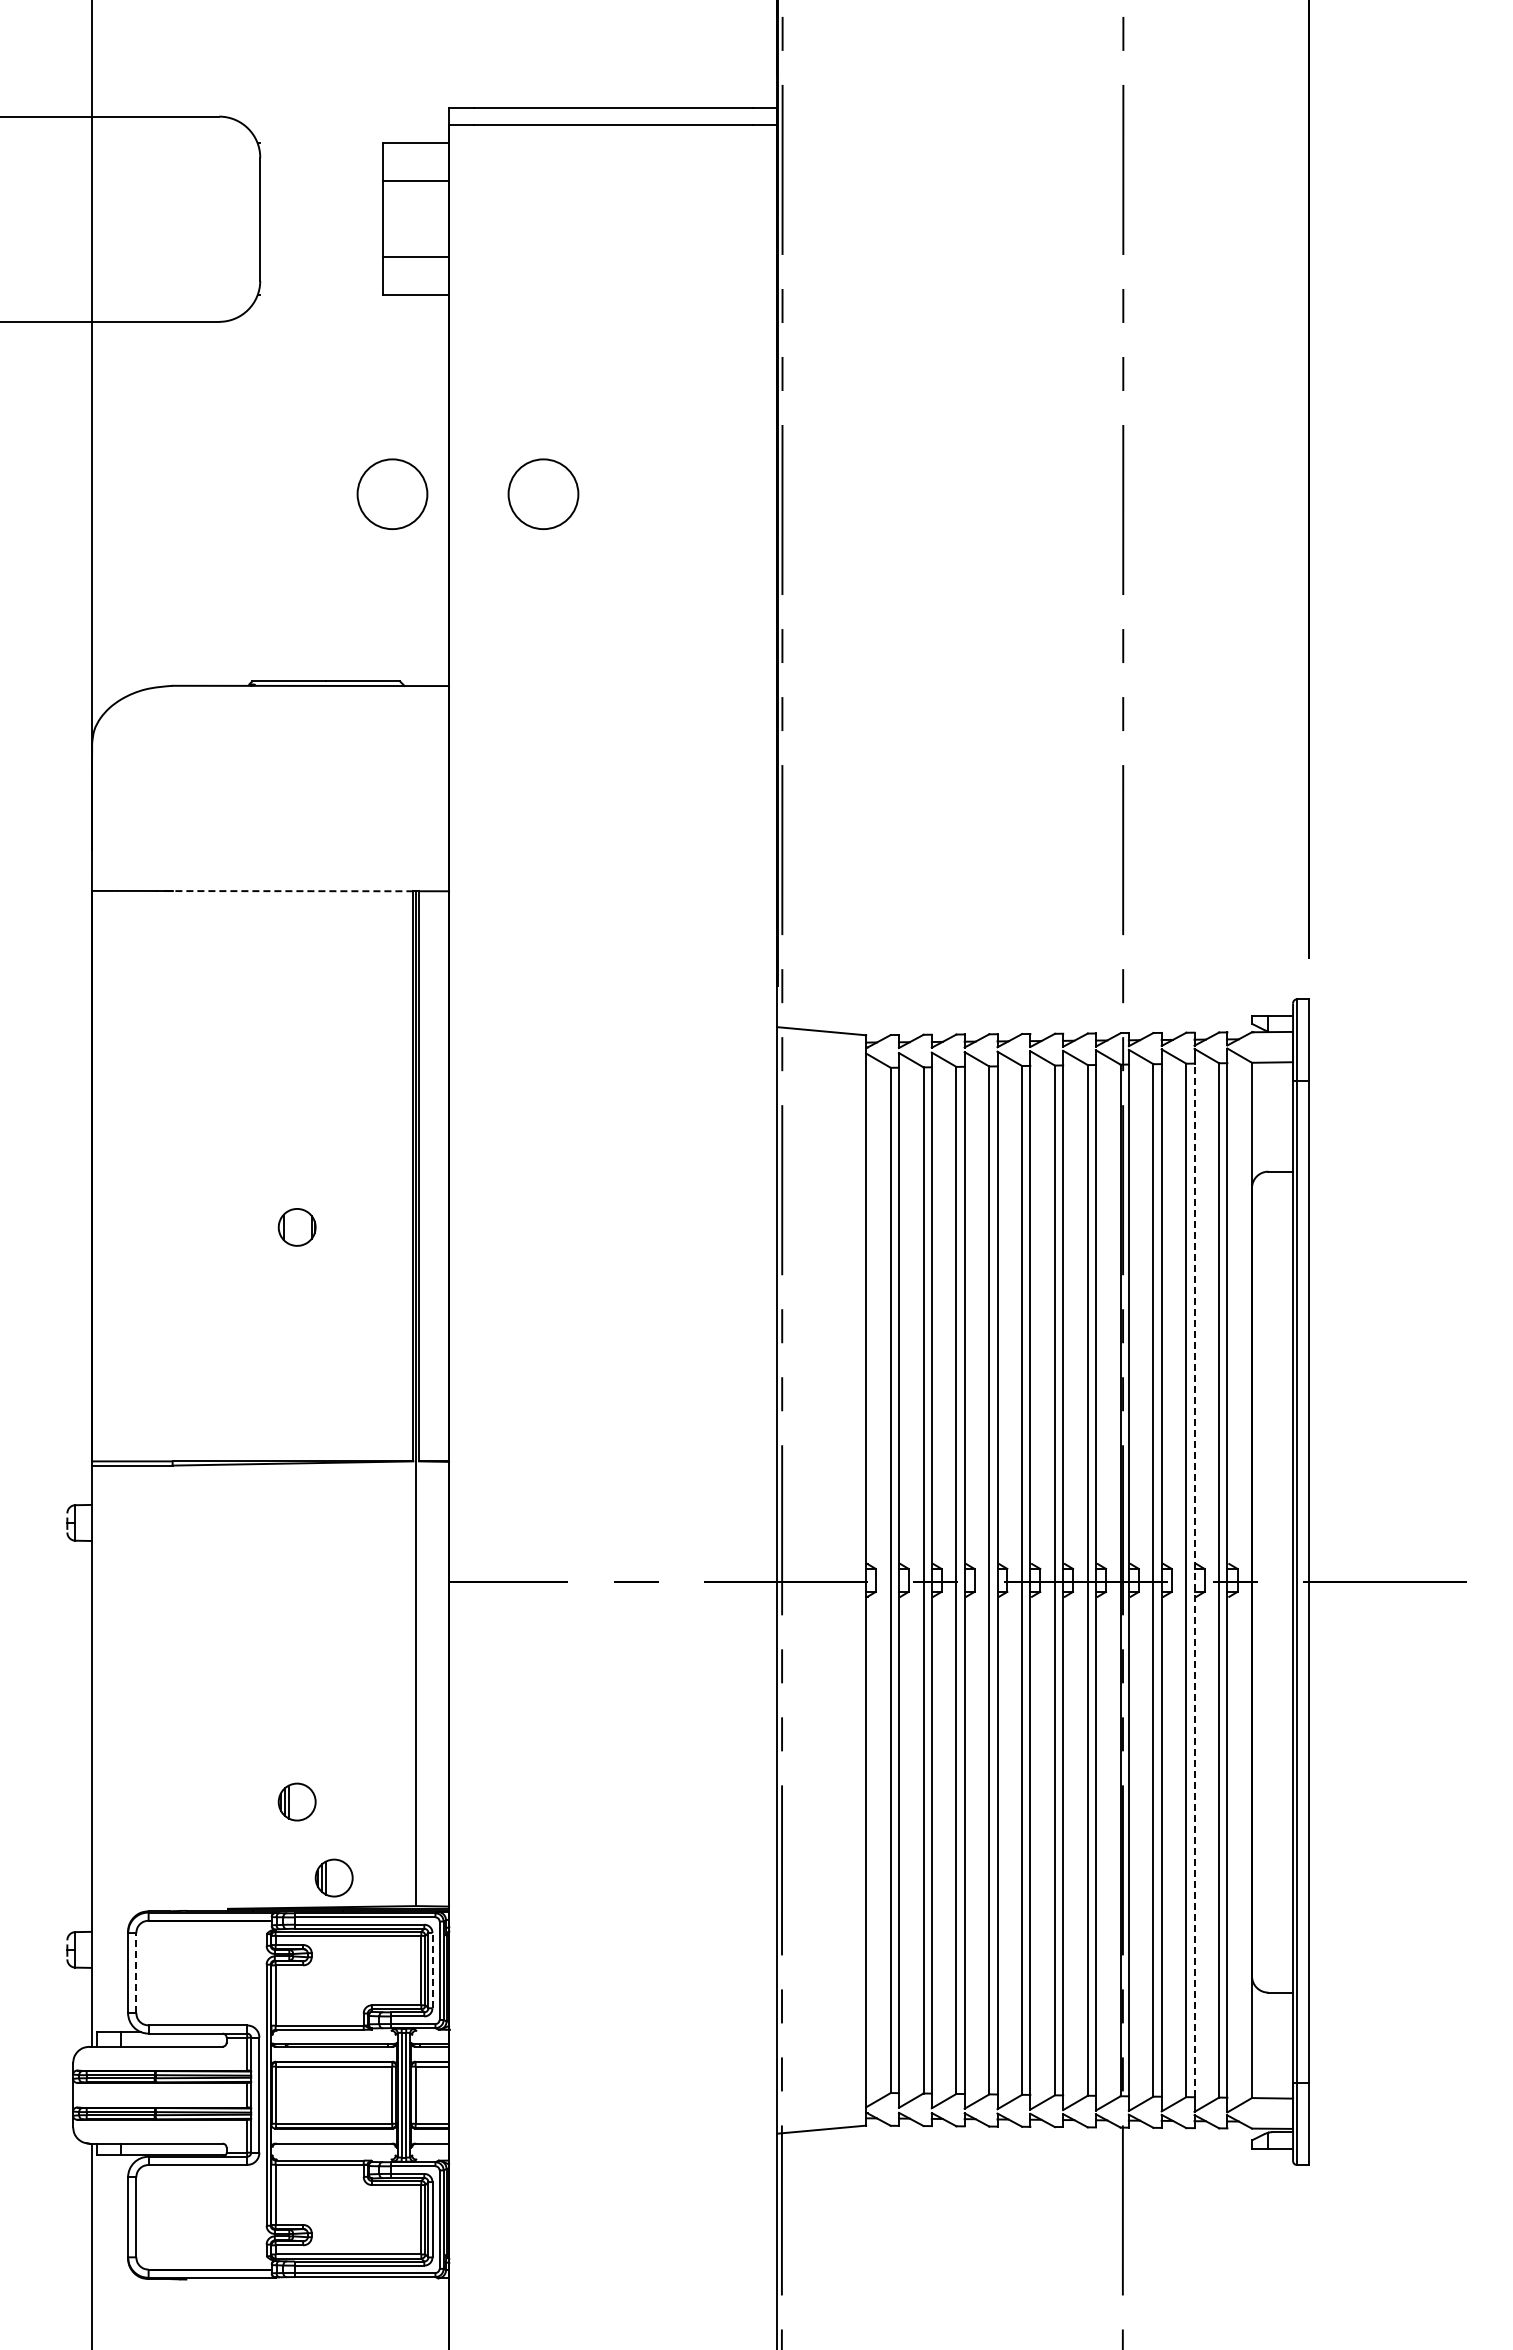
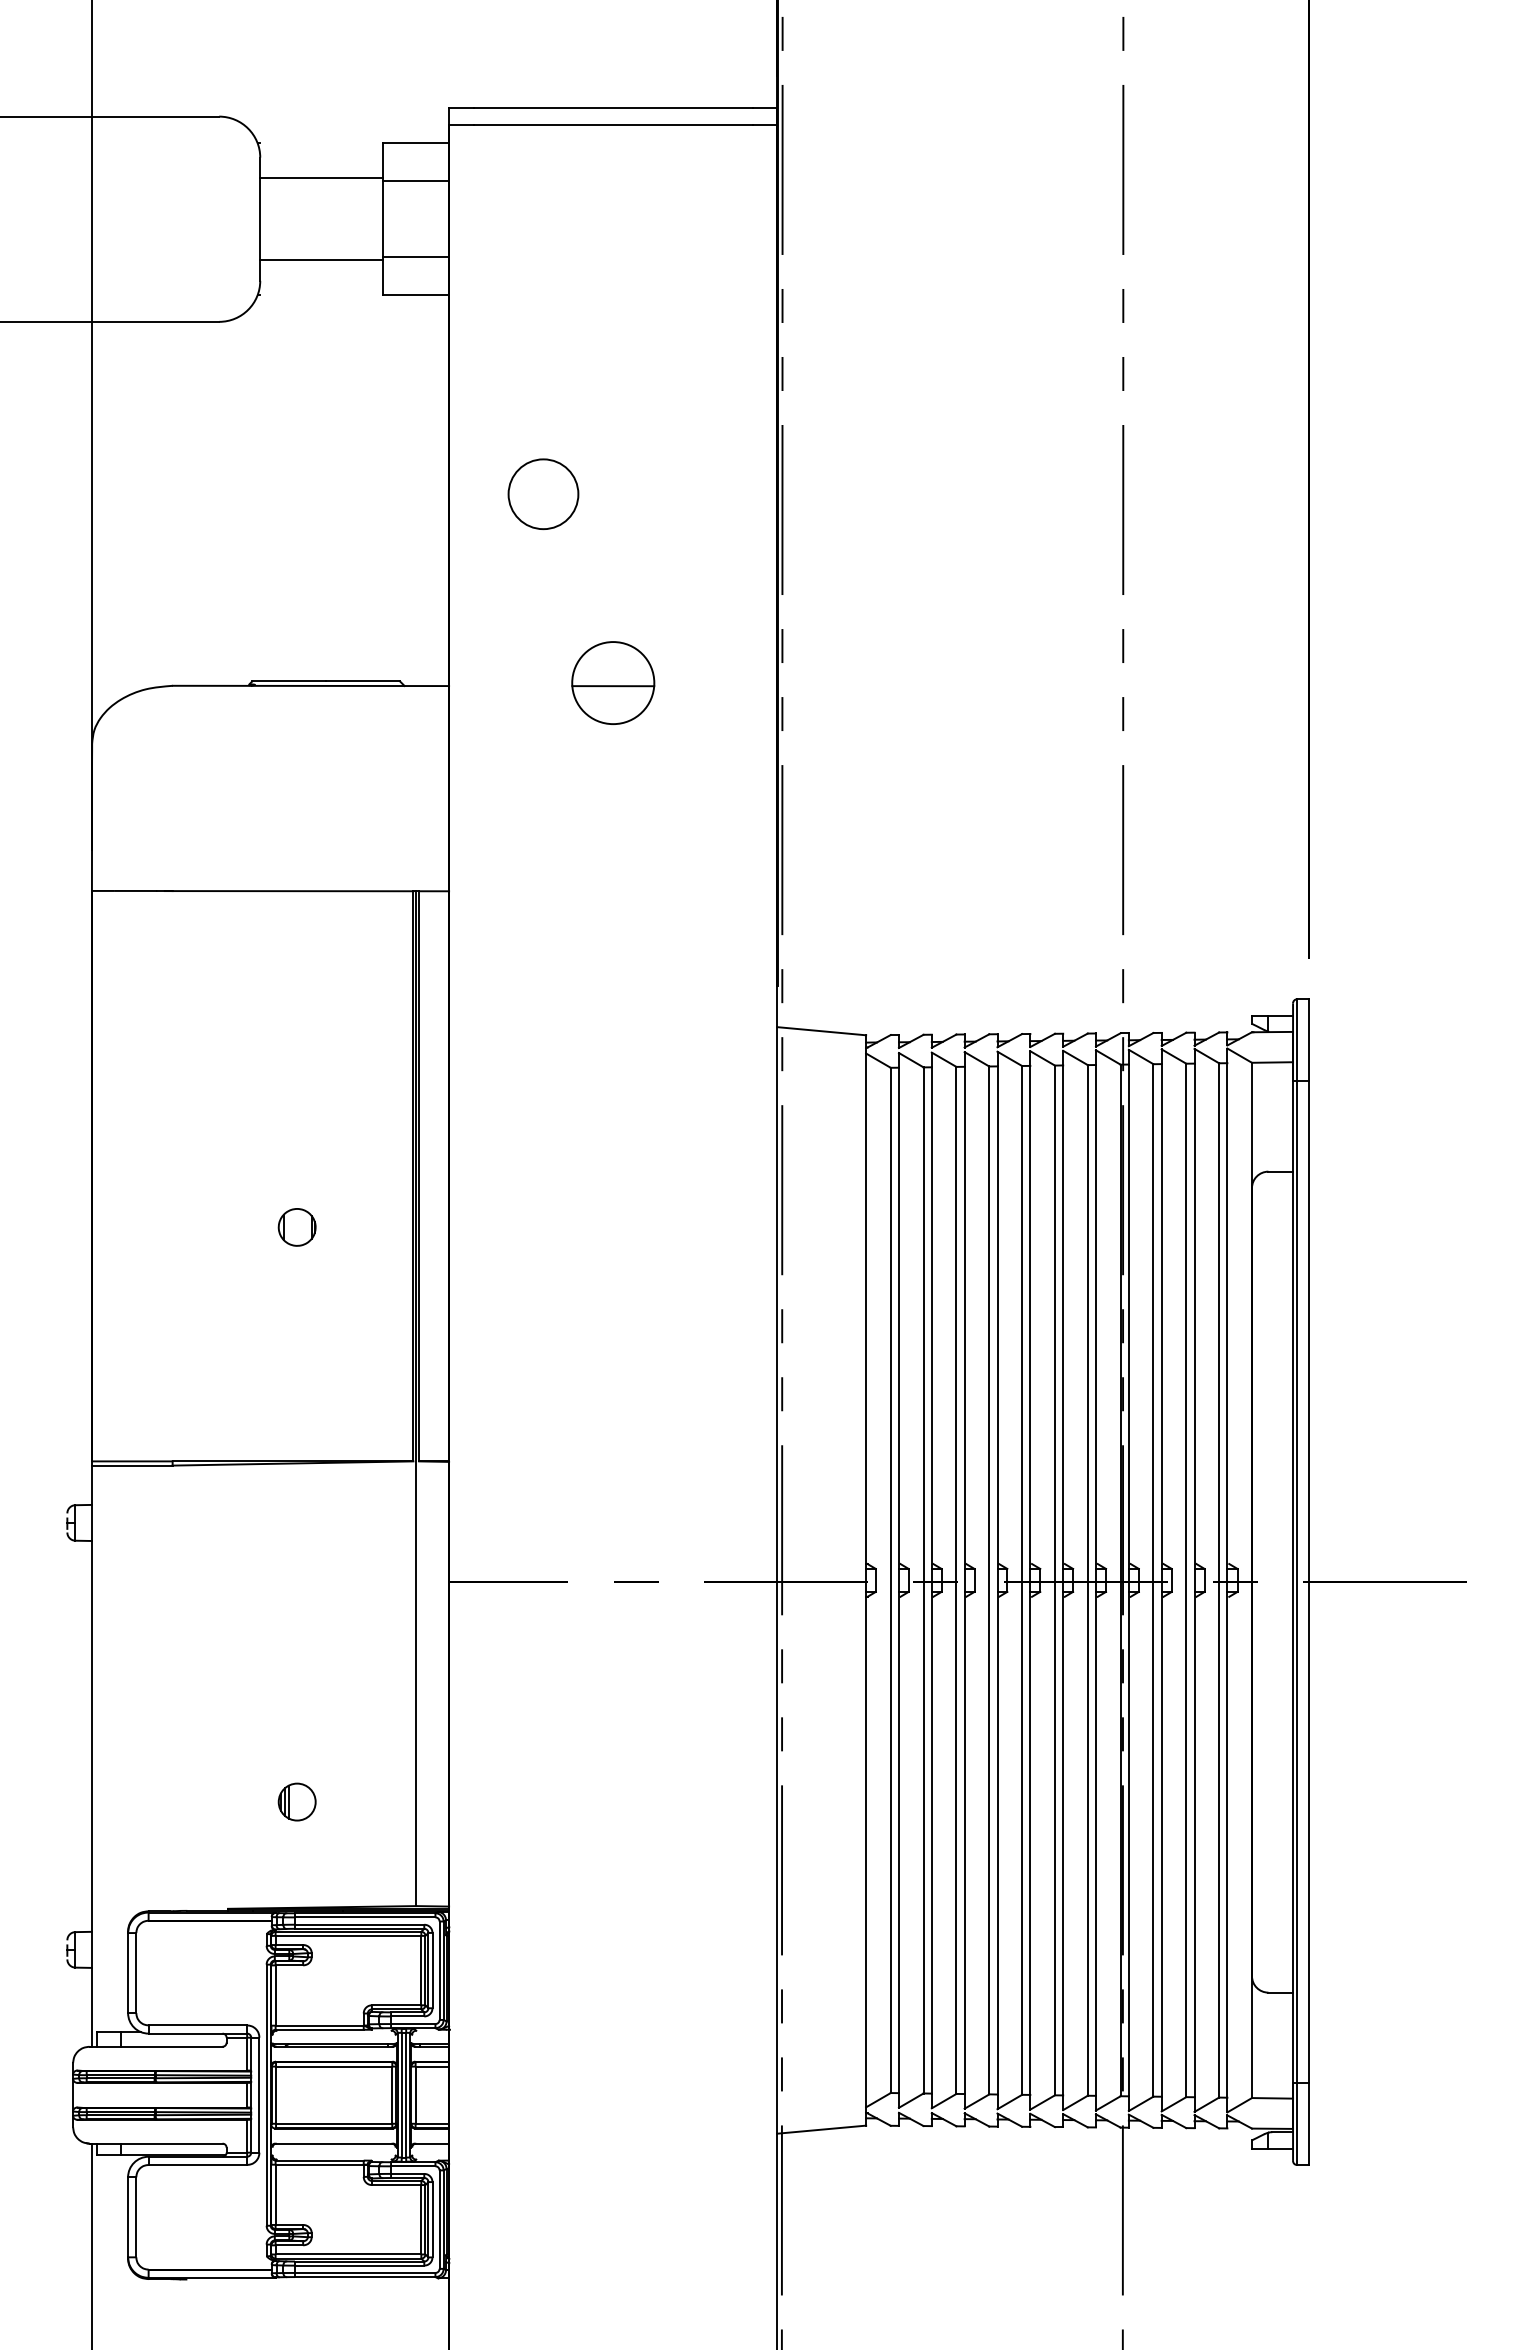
line: none -> present (321, 178)
line: none -> present (321, 260)
circle: present -> none (392, 493)
part: none -> present (613, 682)
line: dashed -> solid (292, 891)
line: dashed -> solid (1194, 1580)
part: present -> none (333, 1877)
line: dashed -> solid (432, 1970)
line: dashed -> solid (136, 1972)
